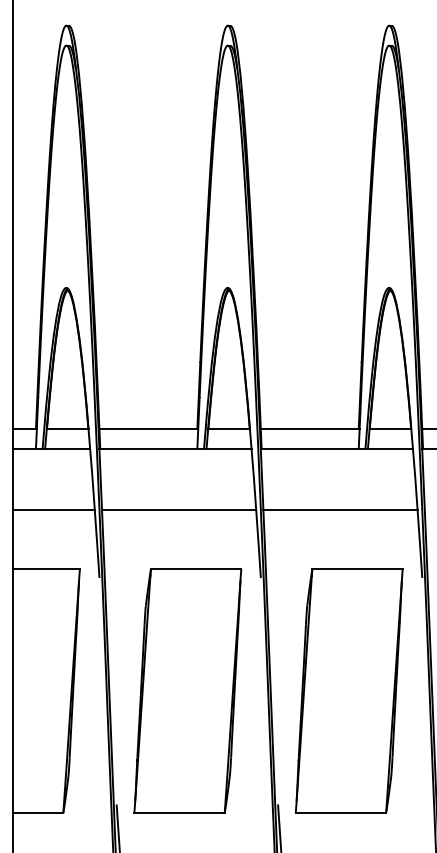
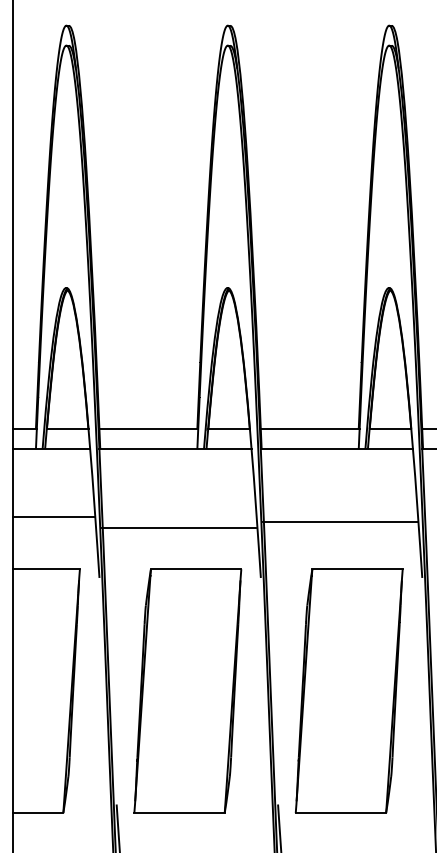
line position: (53, 510) -> (53, 517) (53, 517)
line position: (179, 510) -> (179, 528) (179, 528)
line position: (340, 510) -> (340, 522) (340, 522)
